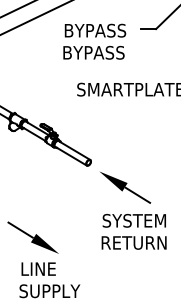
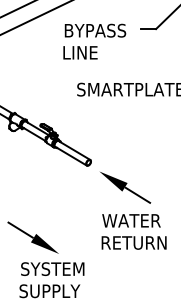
text: BYPASS -> LINE (94, 52)
text: SYSTEM -> WATER (133, 220)
text: LINE -> SYSTEM (52, 269)
